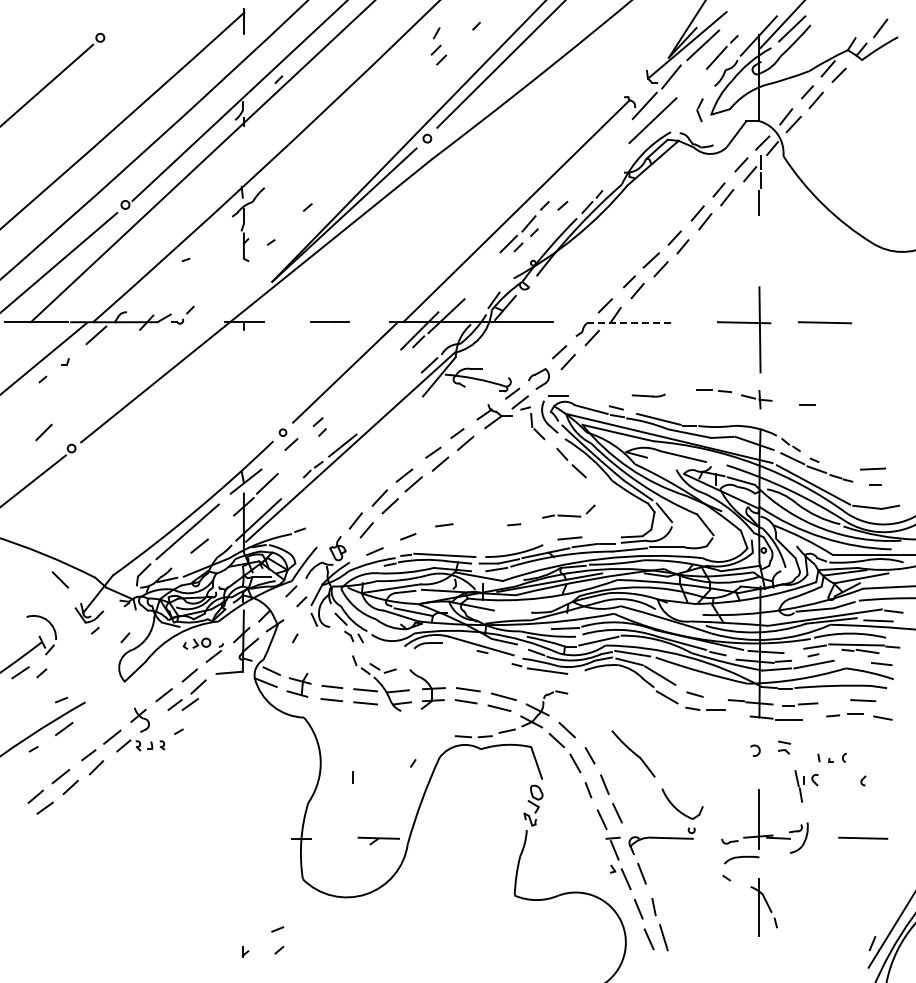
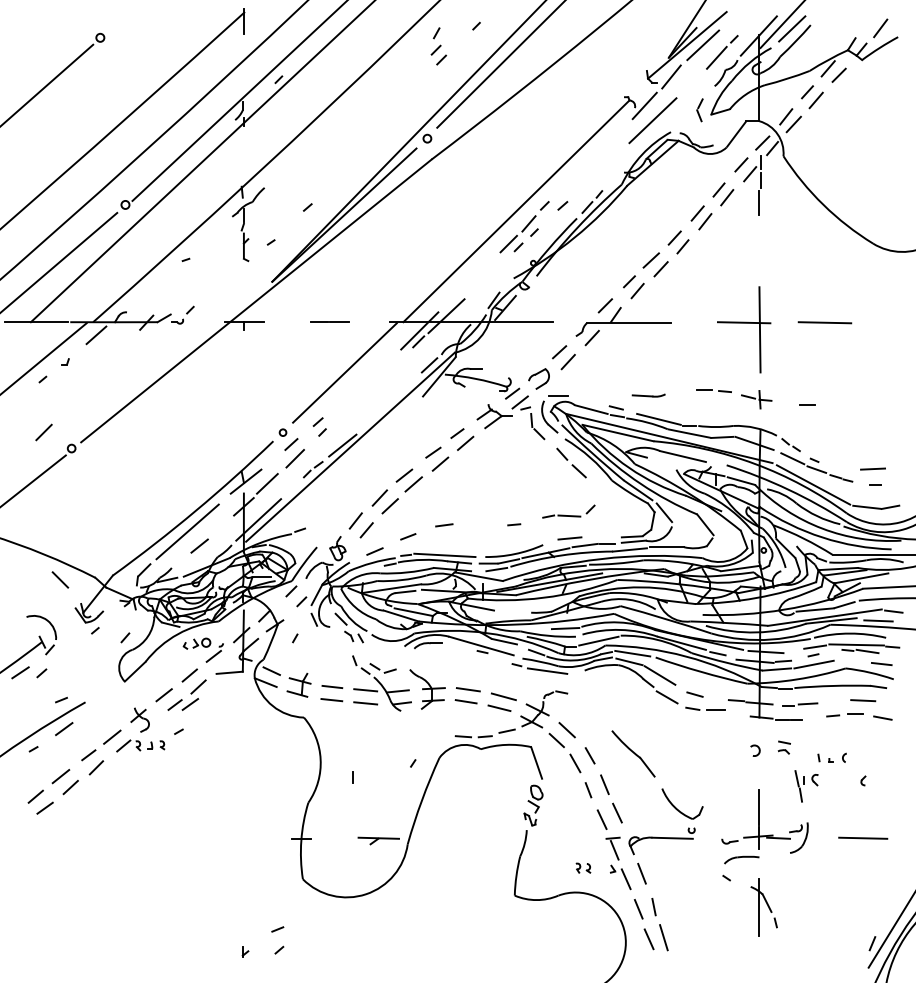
line: dashed -> solid (629, 323)
line: none -> present (294, 458)
part: none -> present (583, 867)
